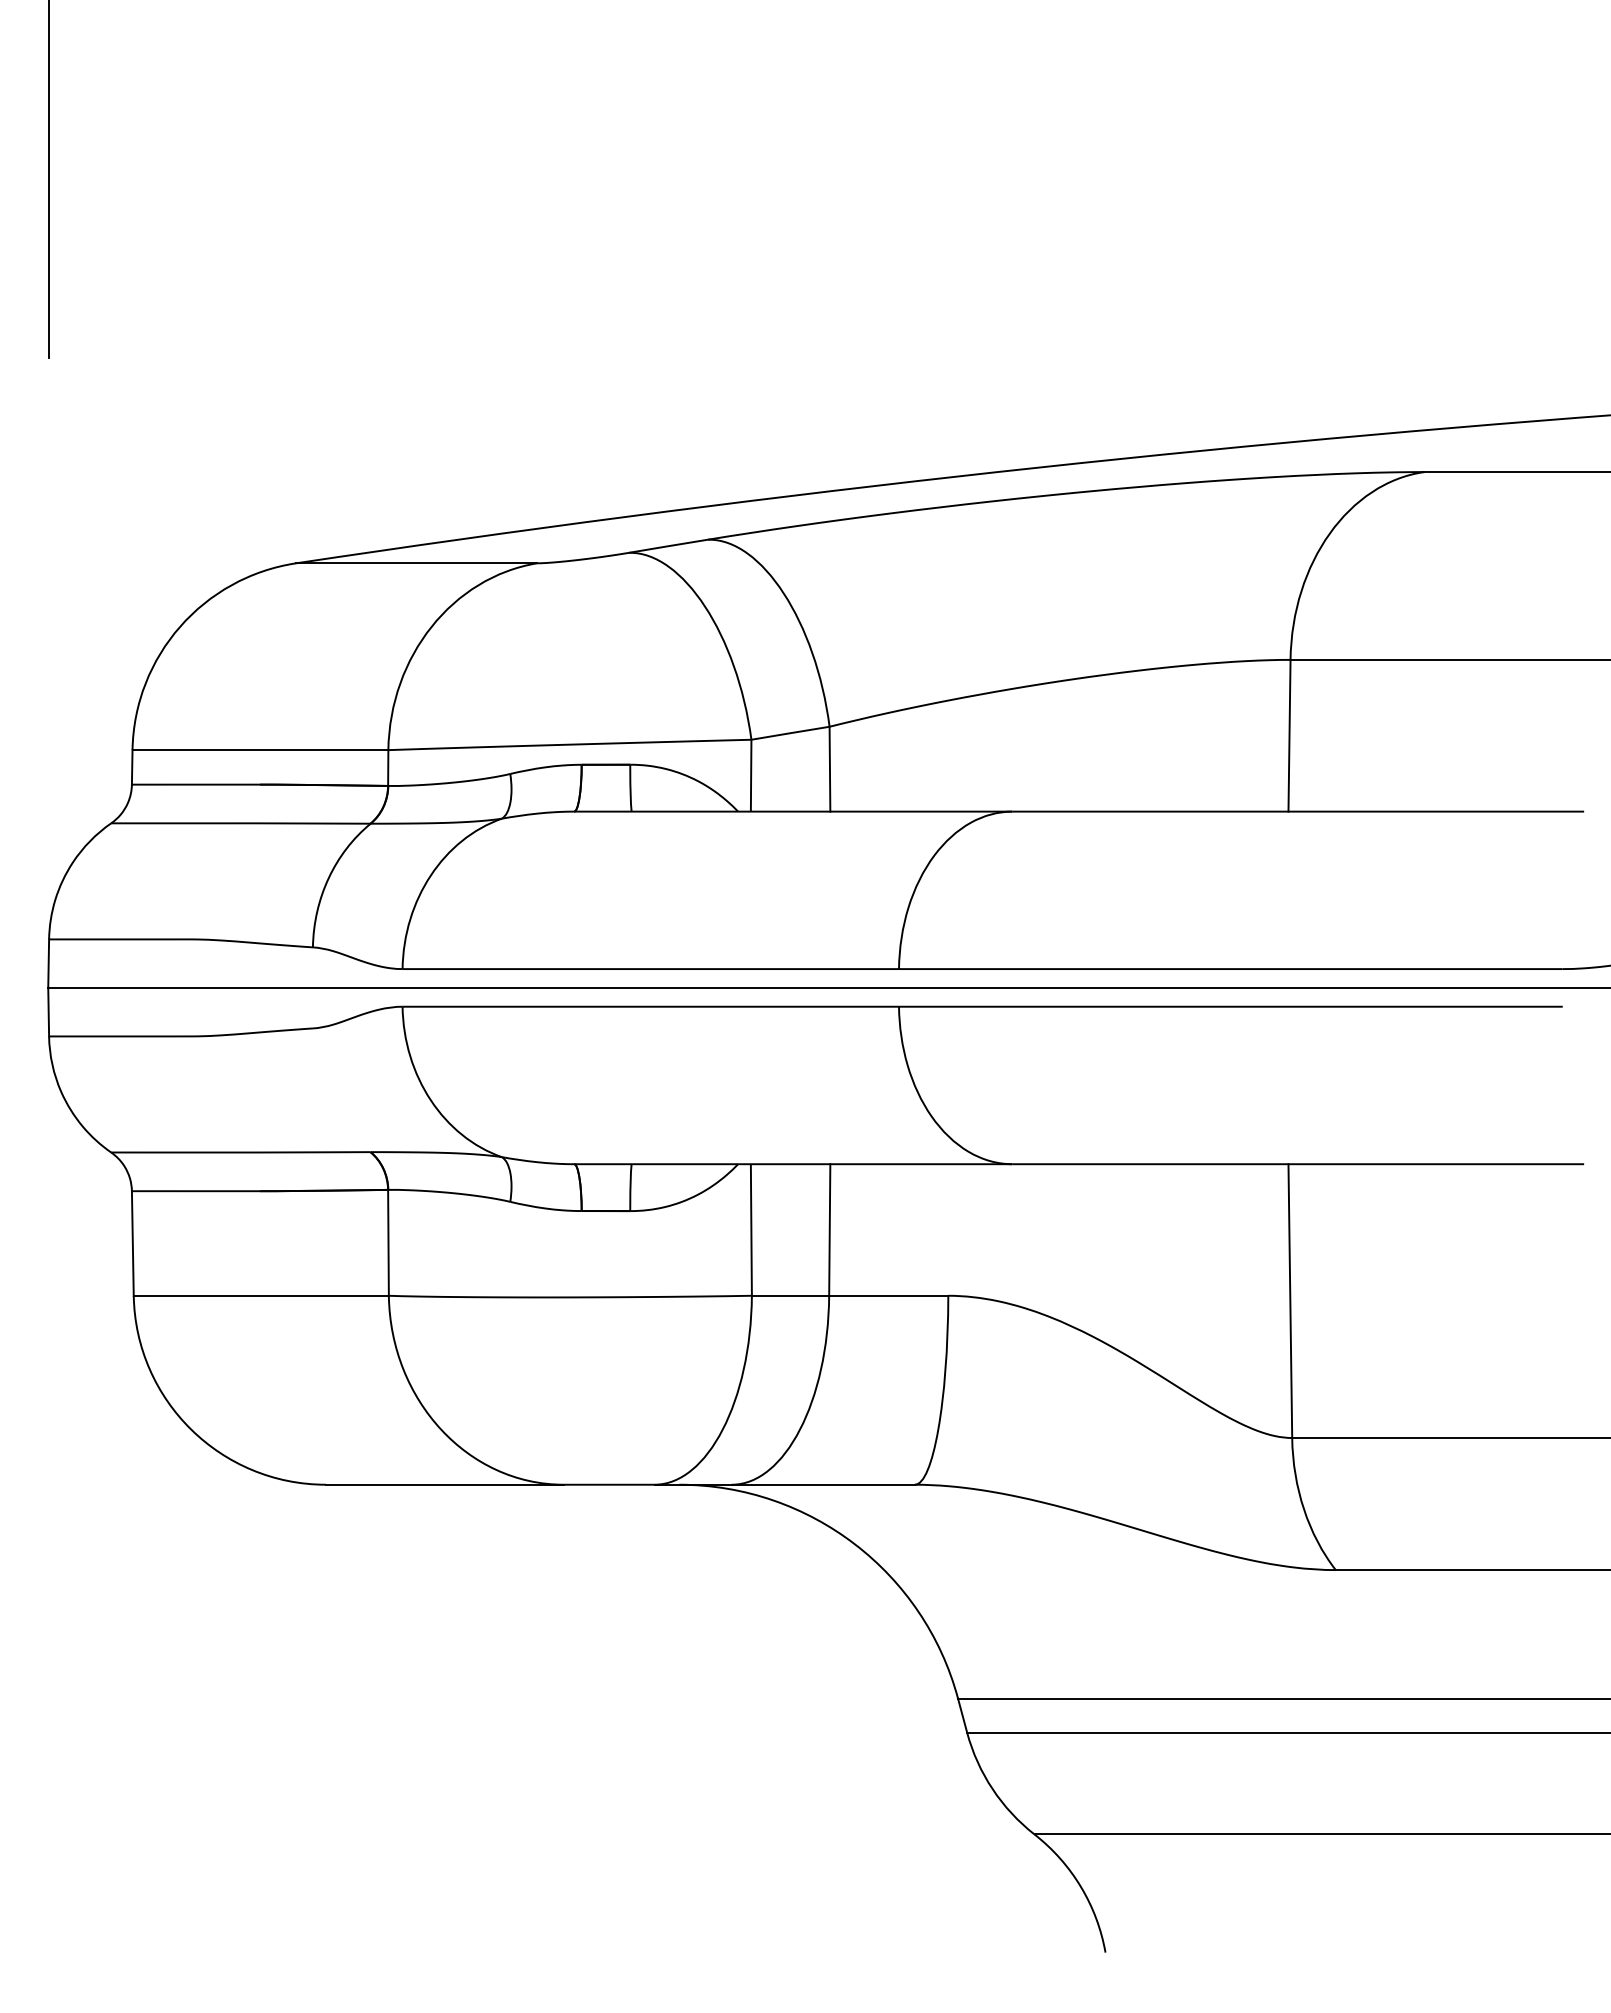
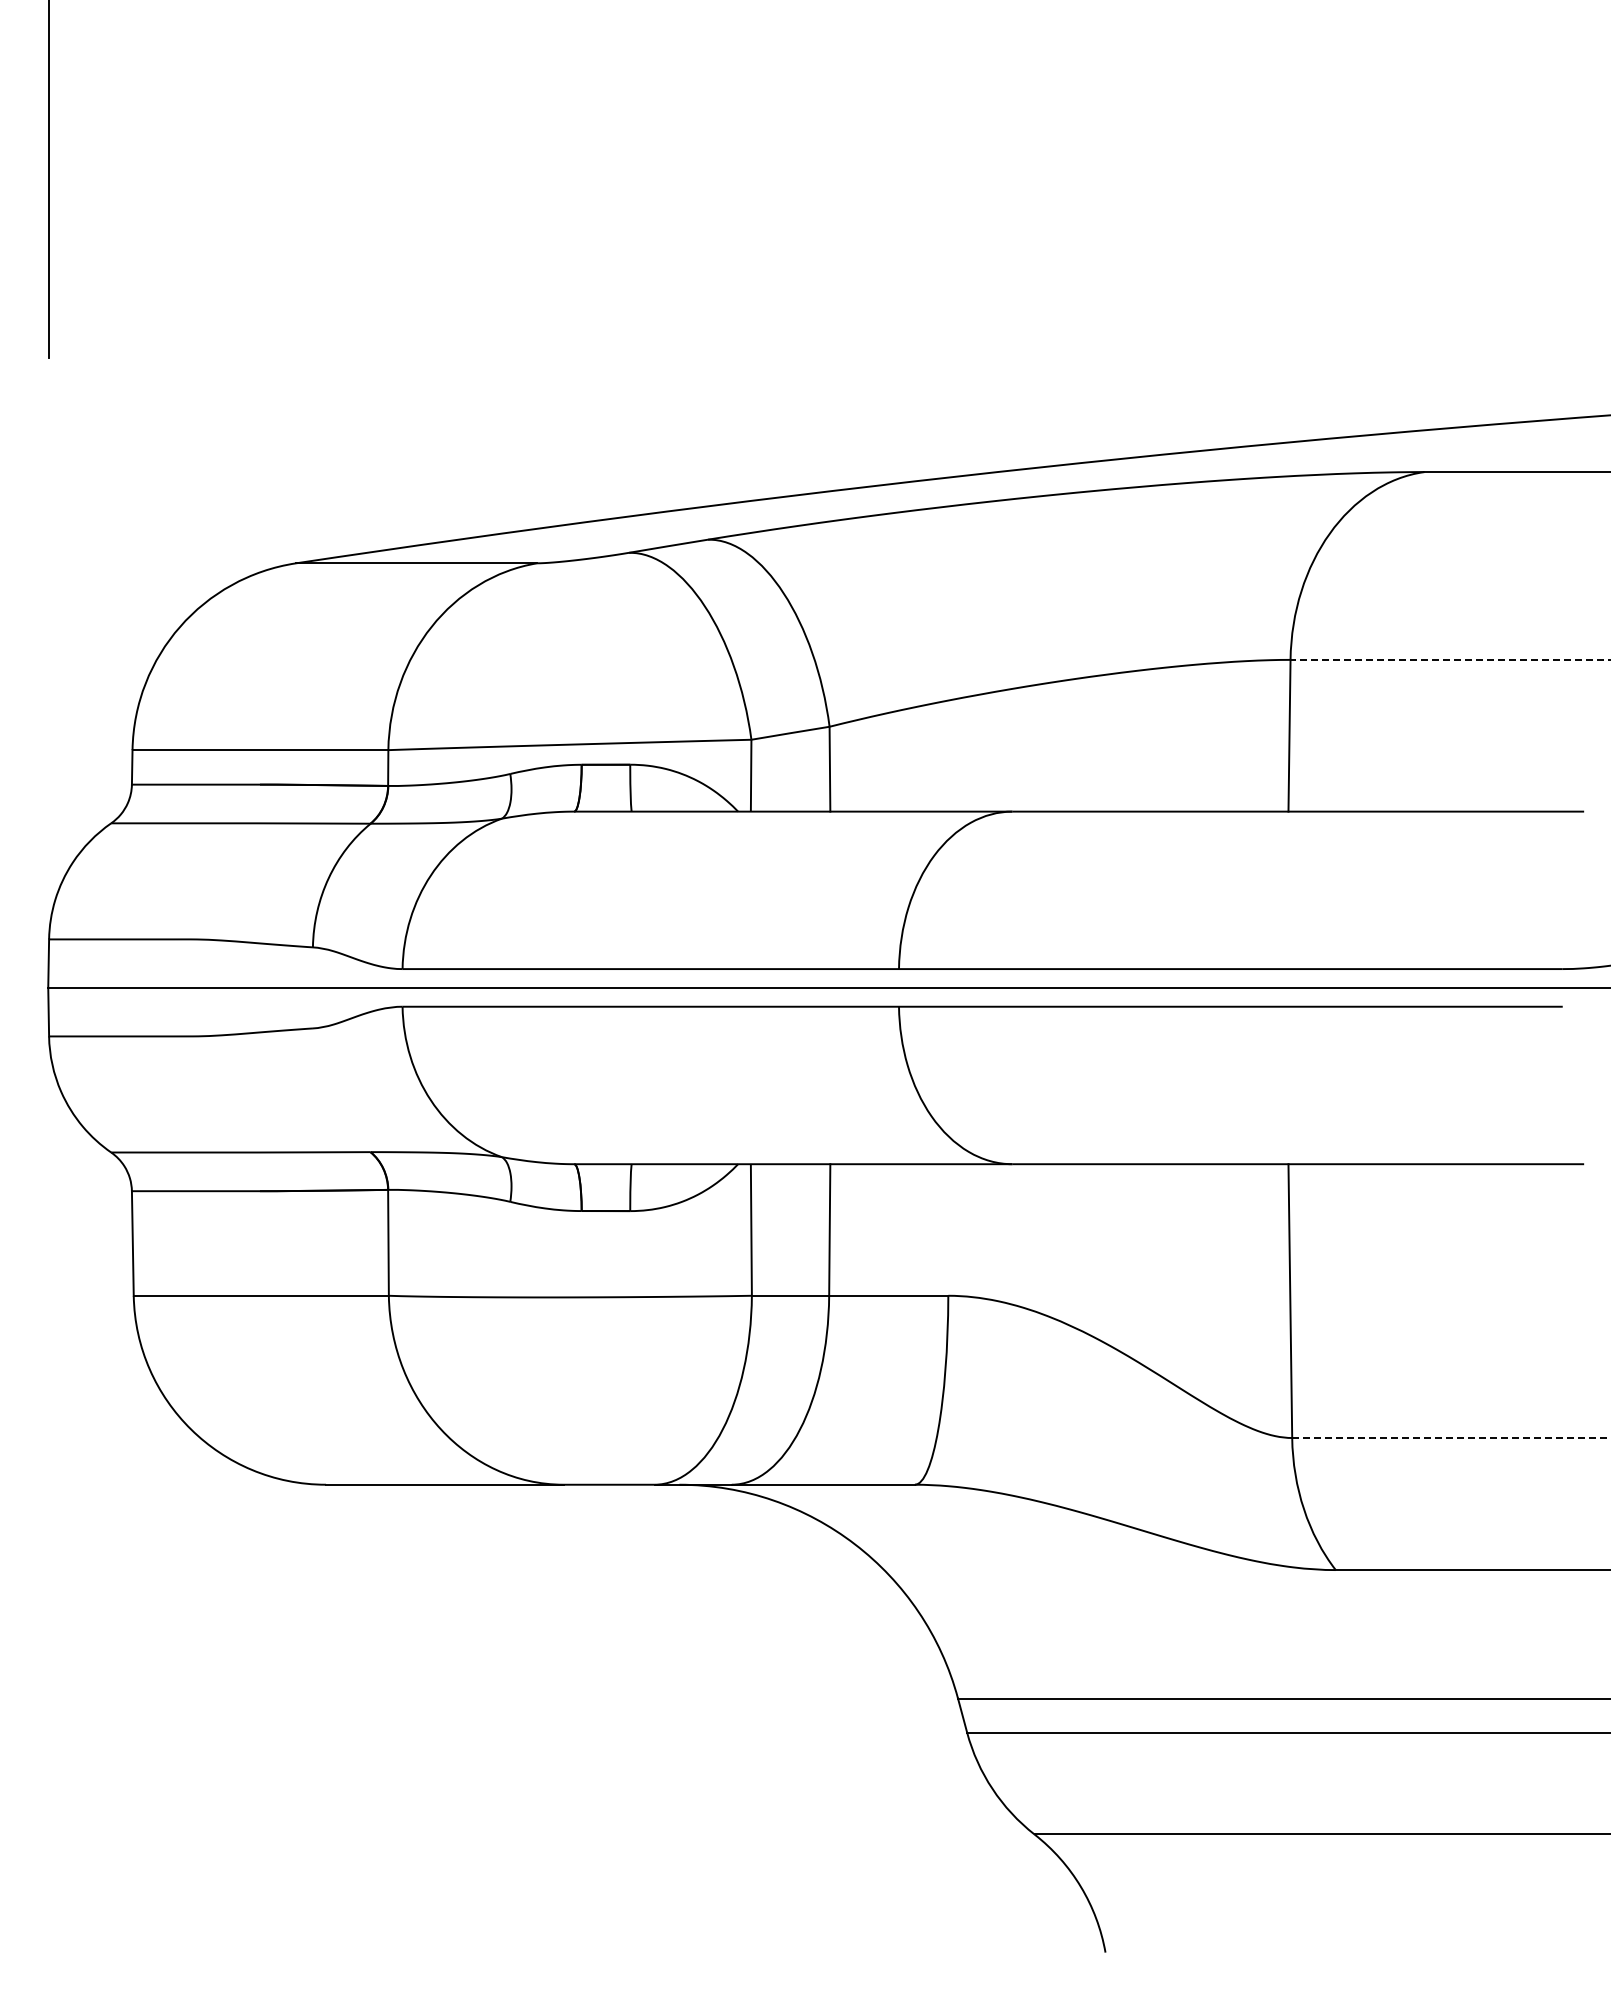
line: solid -> dashed (1450, 659)
line: solid -> dashed (1451, 1438)
